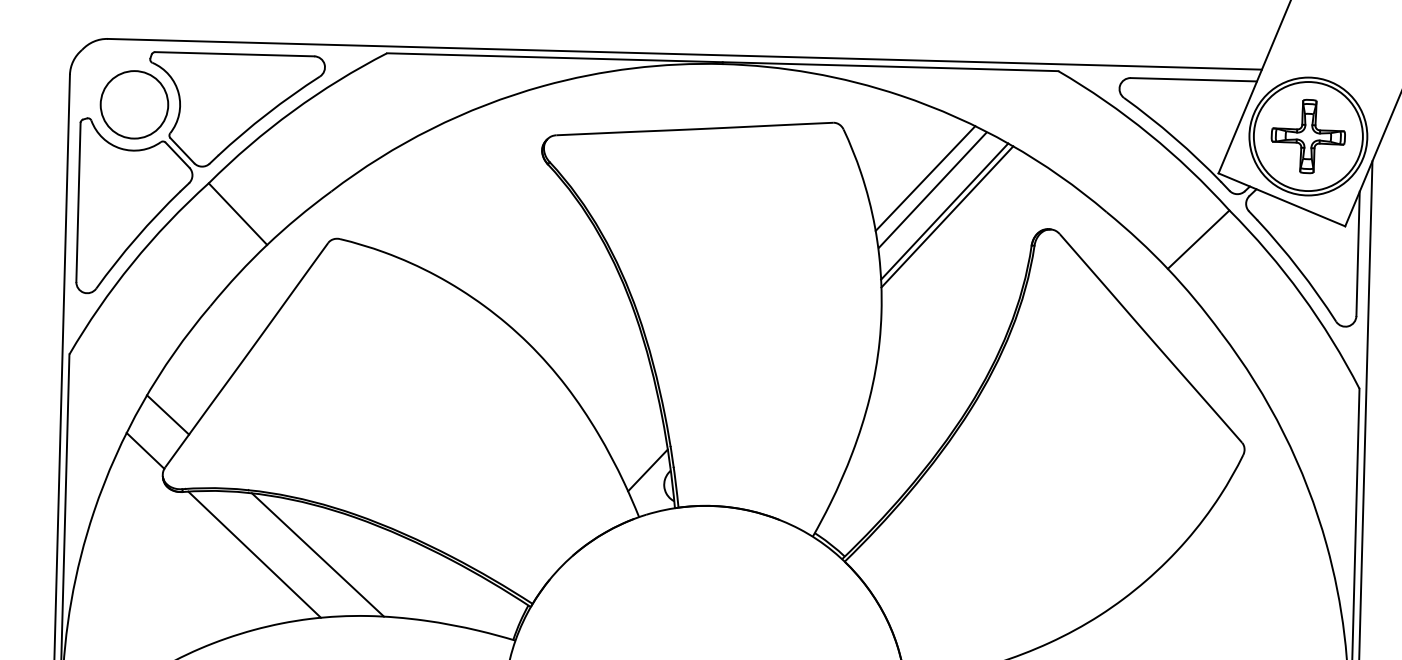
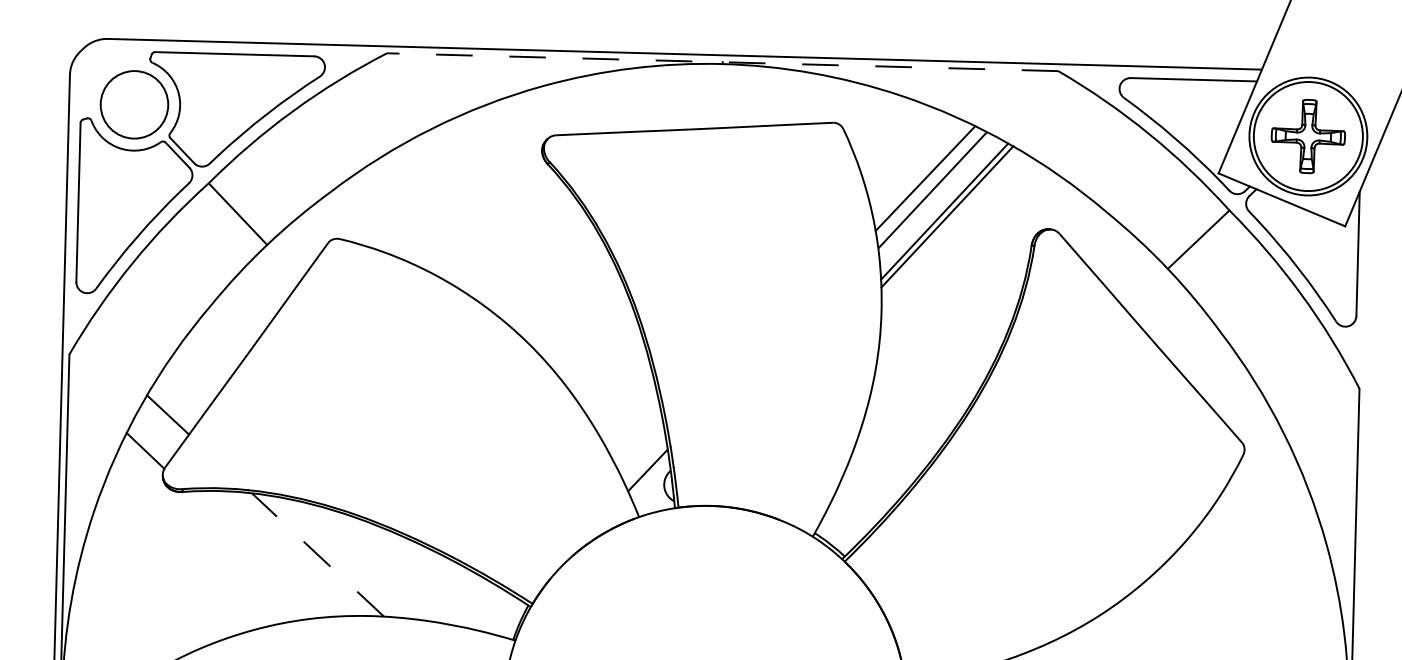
line: solid -> dashed (722, 62)
line: present -> none (1365, 408)
line: present -> none (254, 554)
line: solid -> dashed (317, 554)
